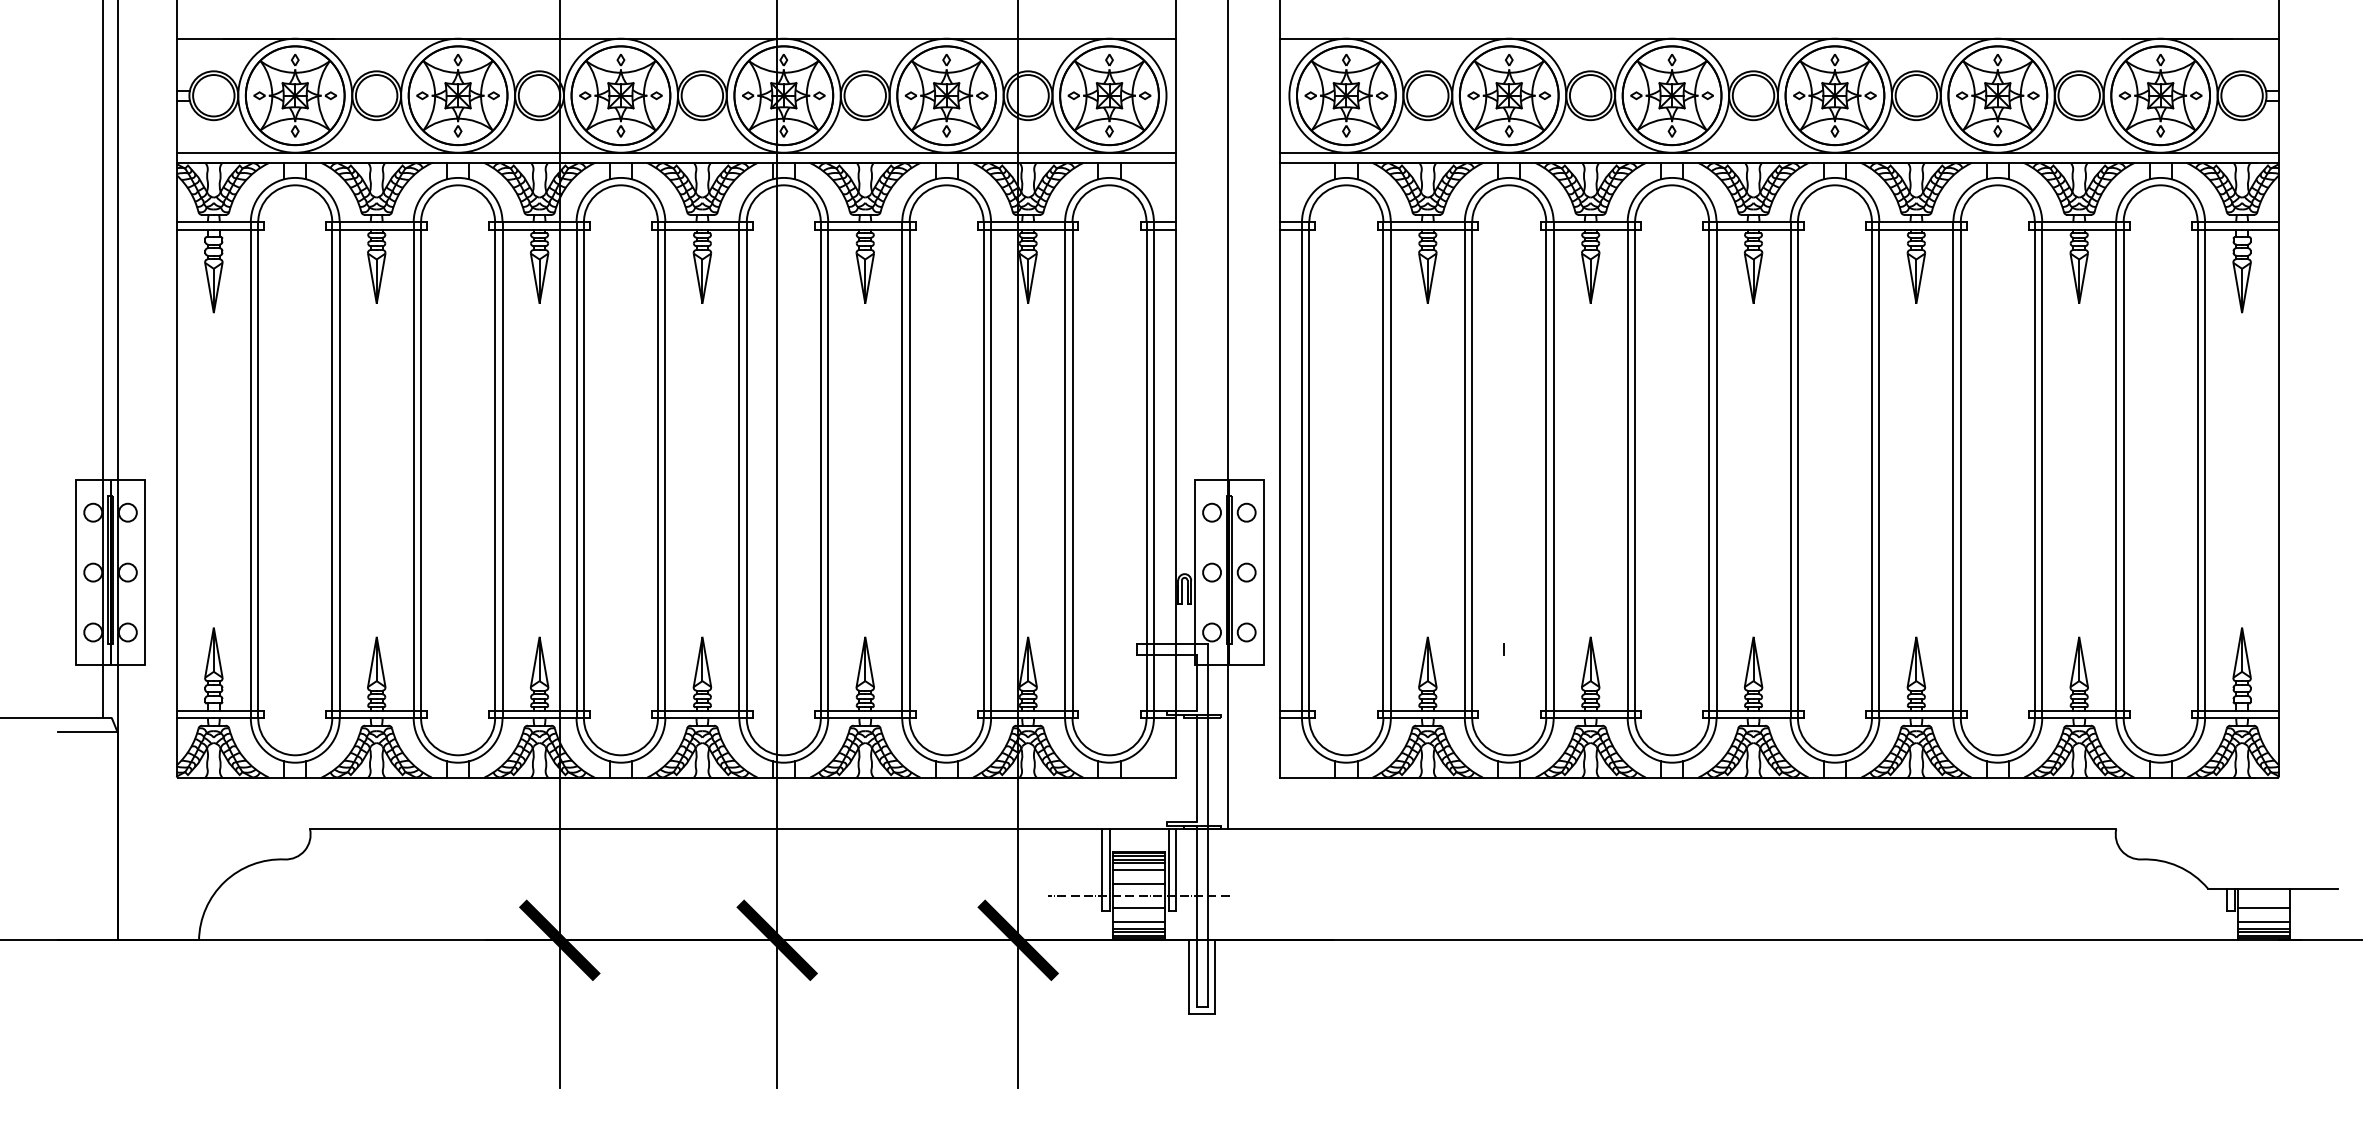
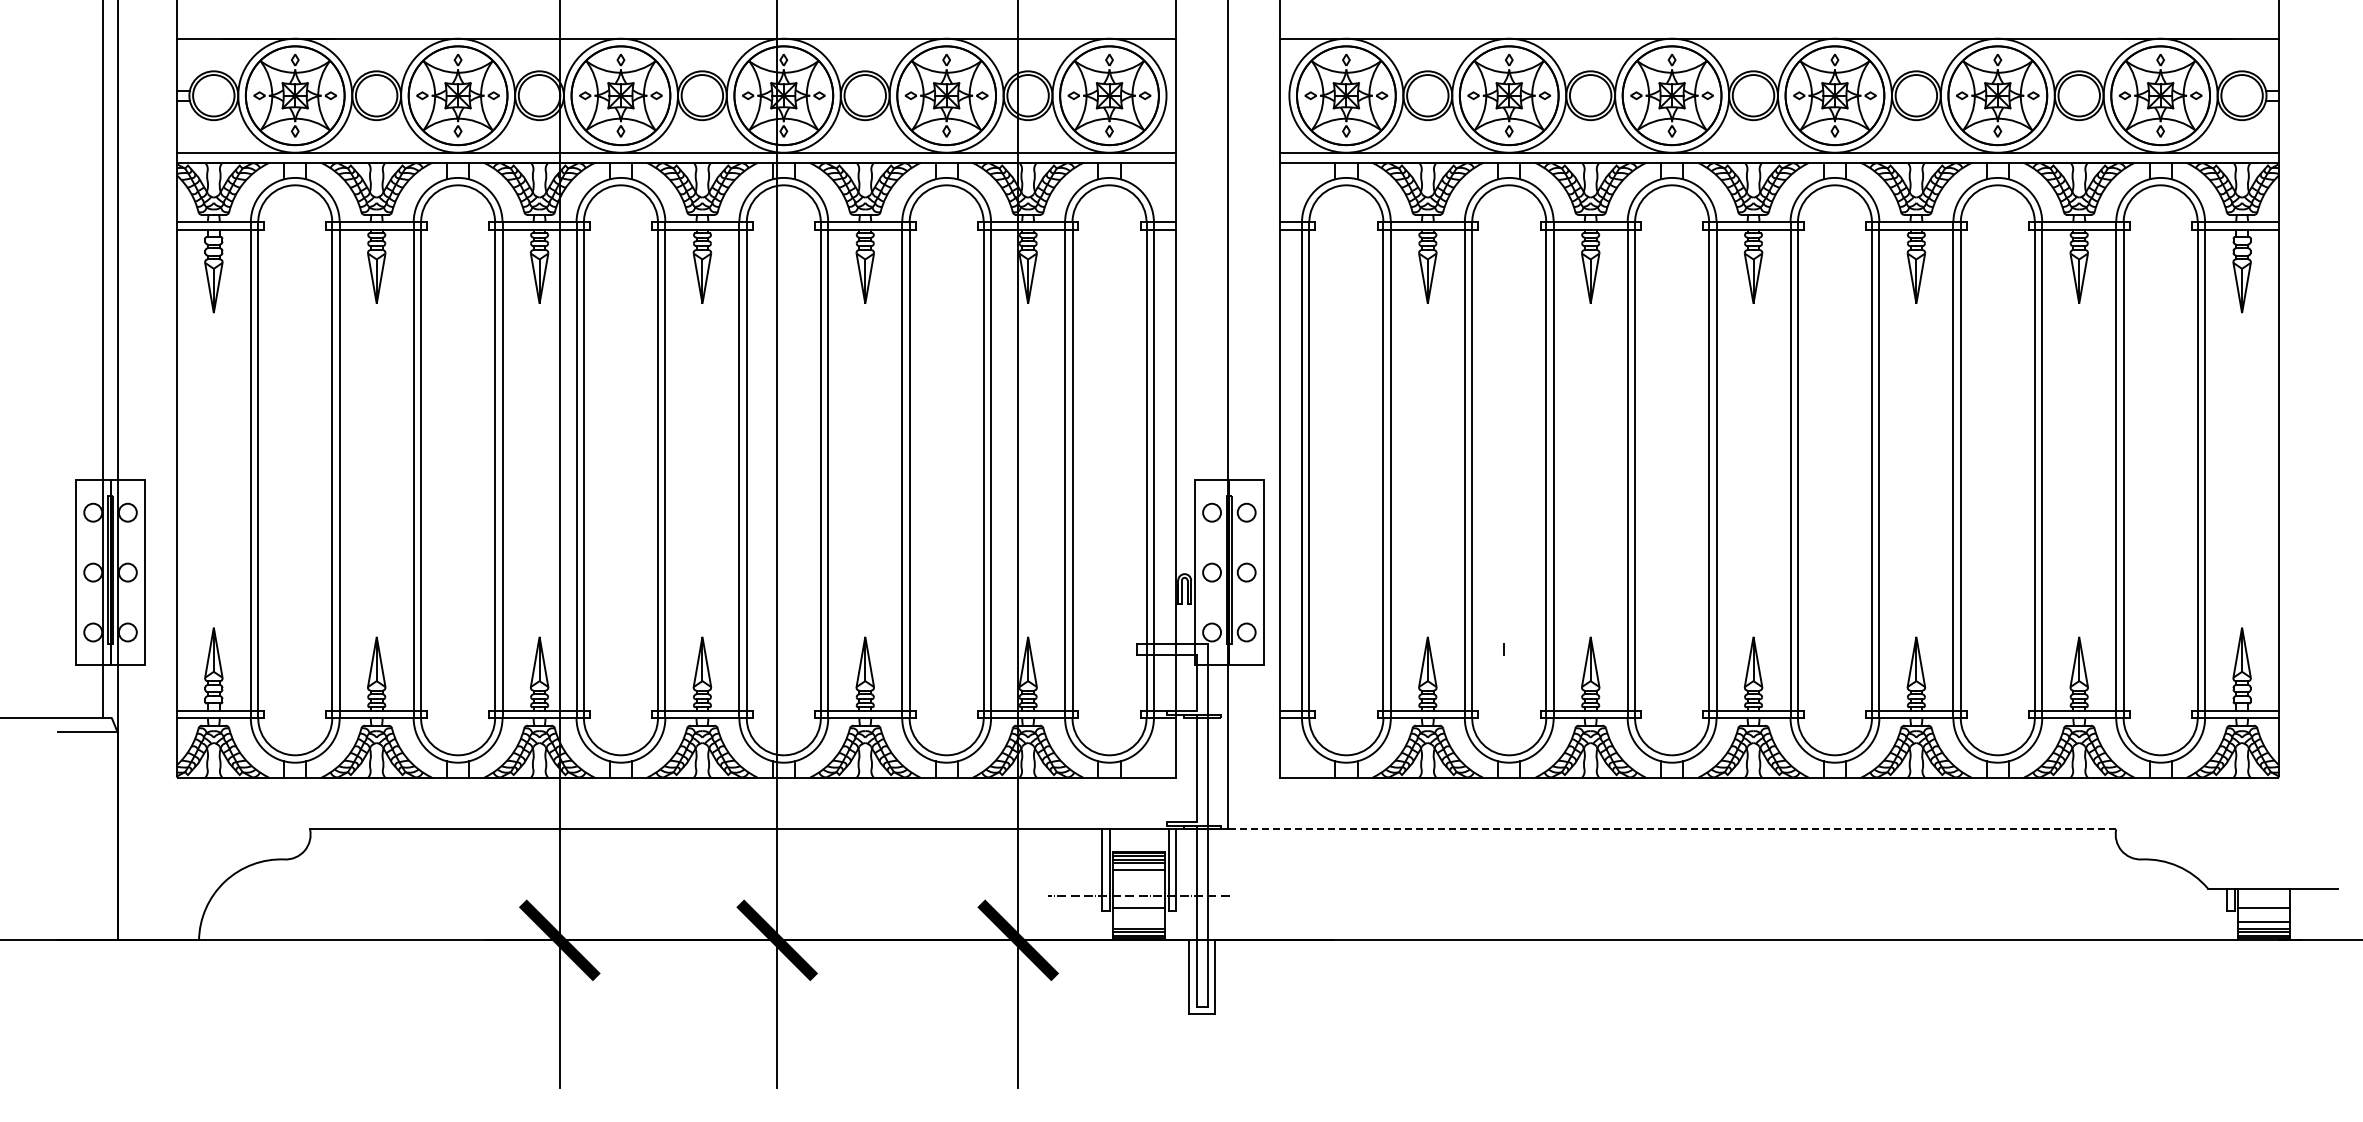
line: solid -> dashed (1671, 829)
line: present -> none (1139, 884)
line: present -> none (1139, 922)
